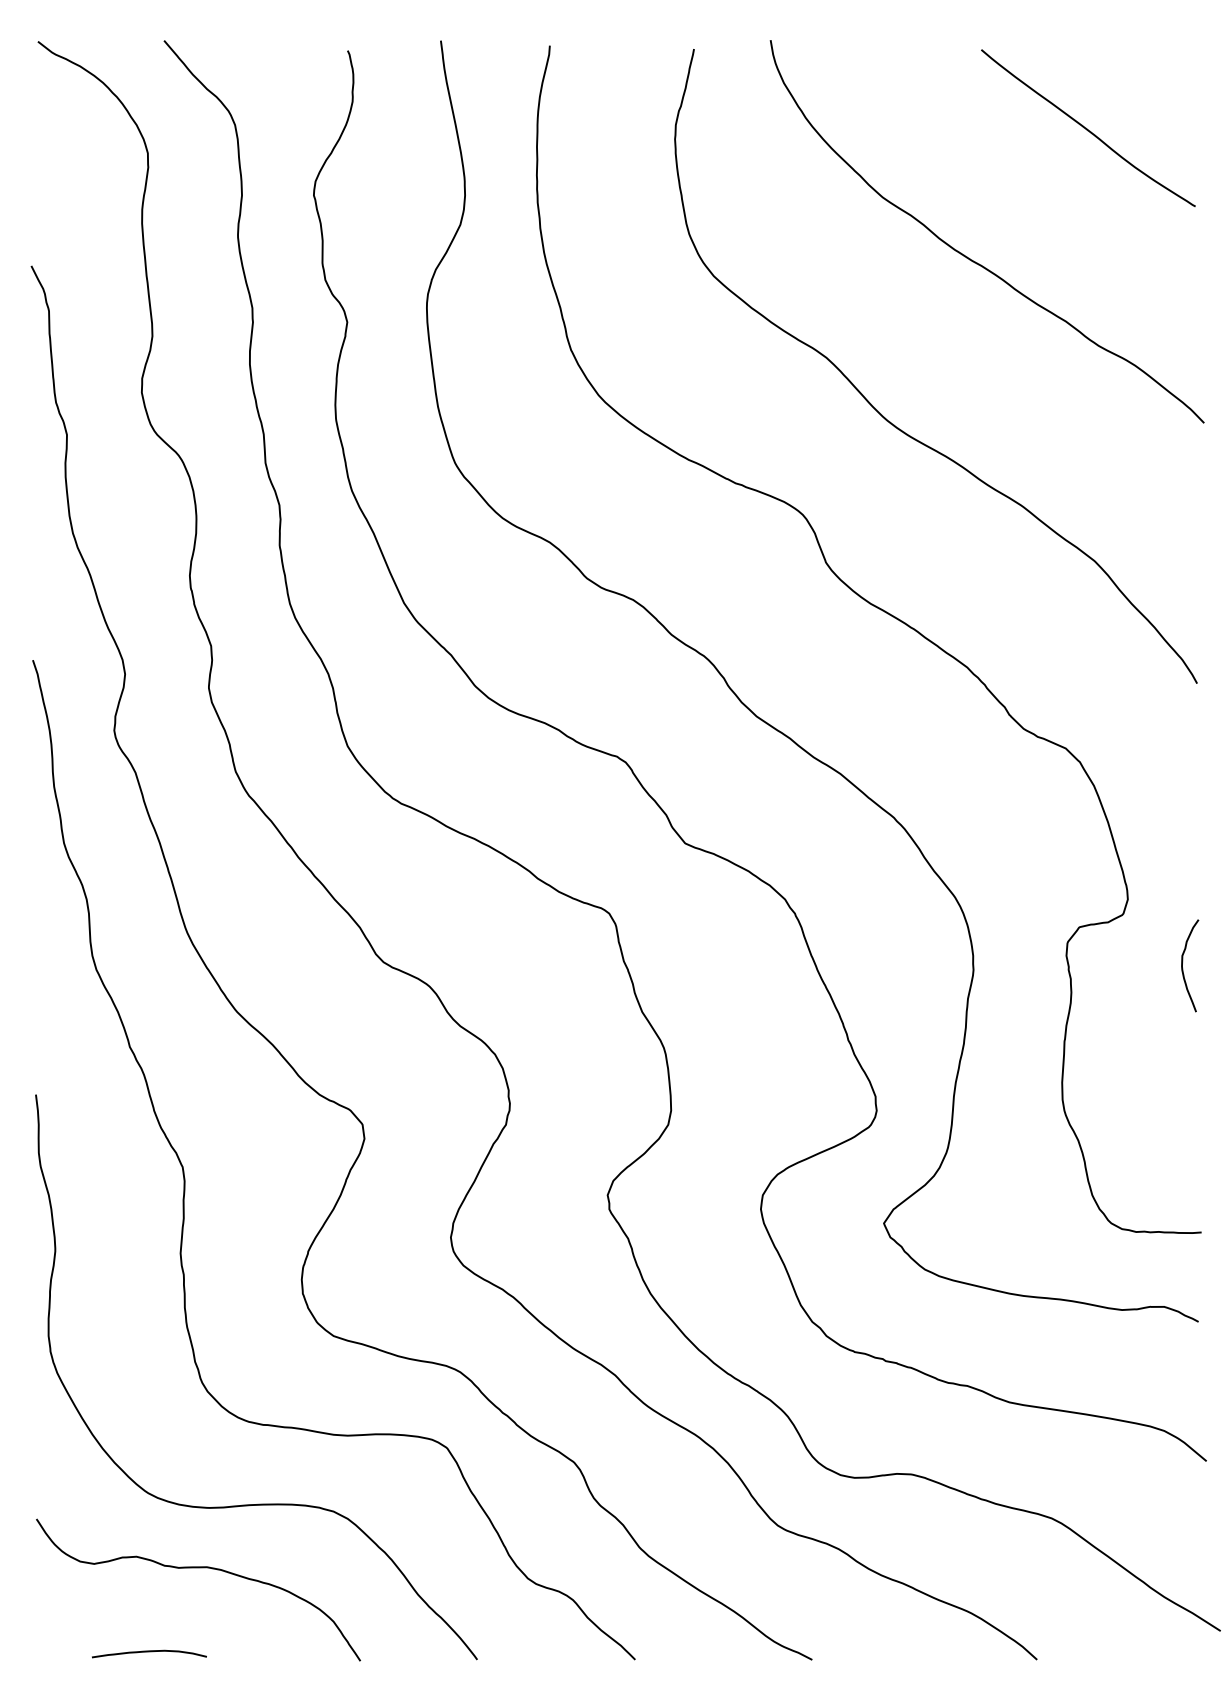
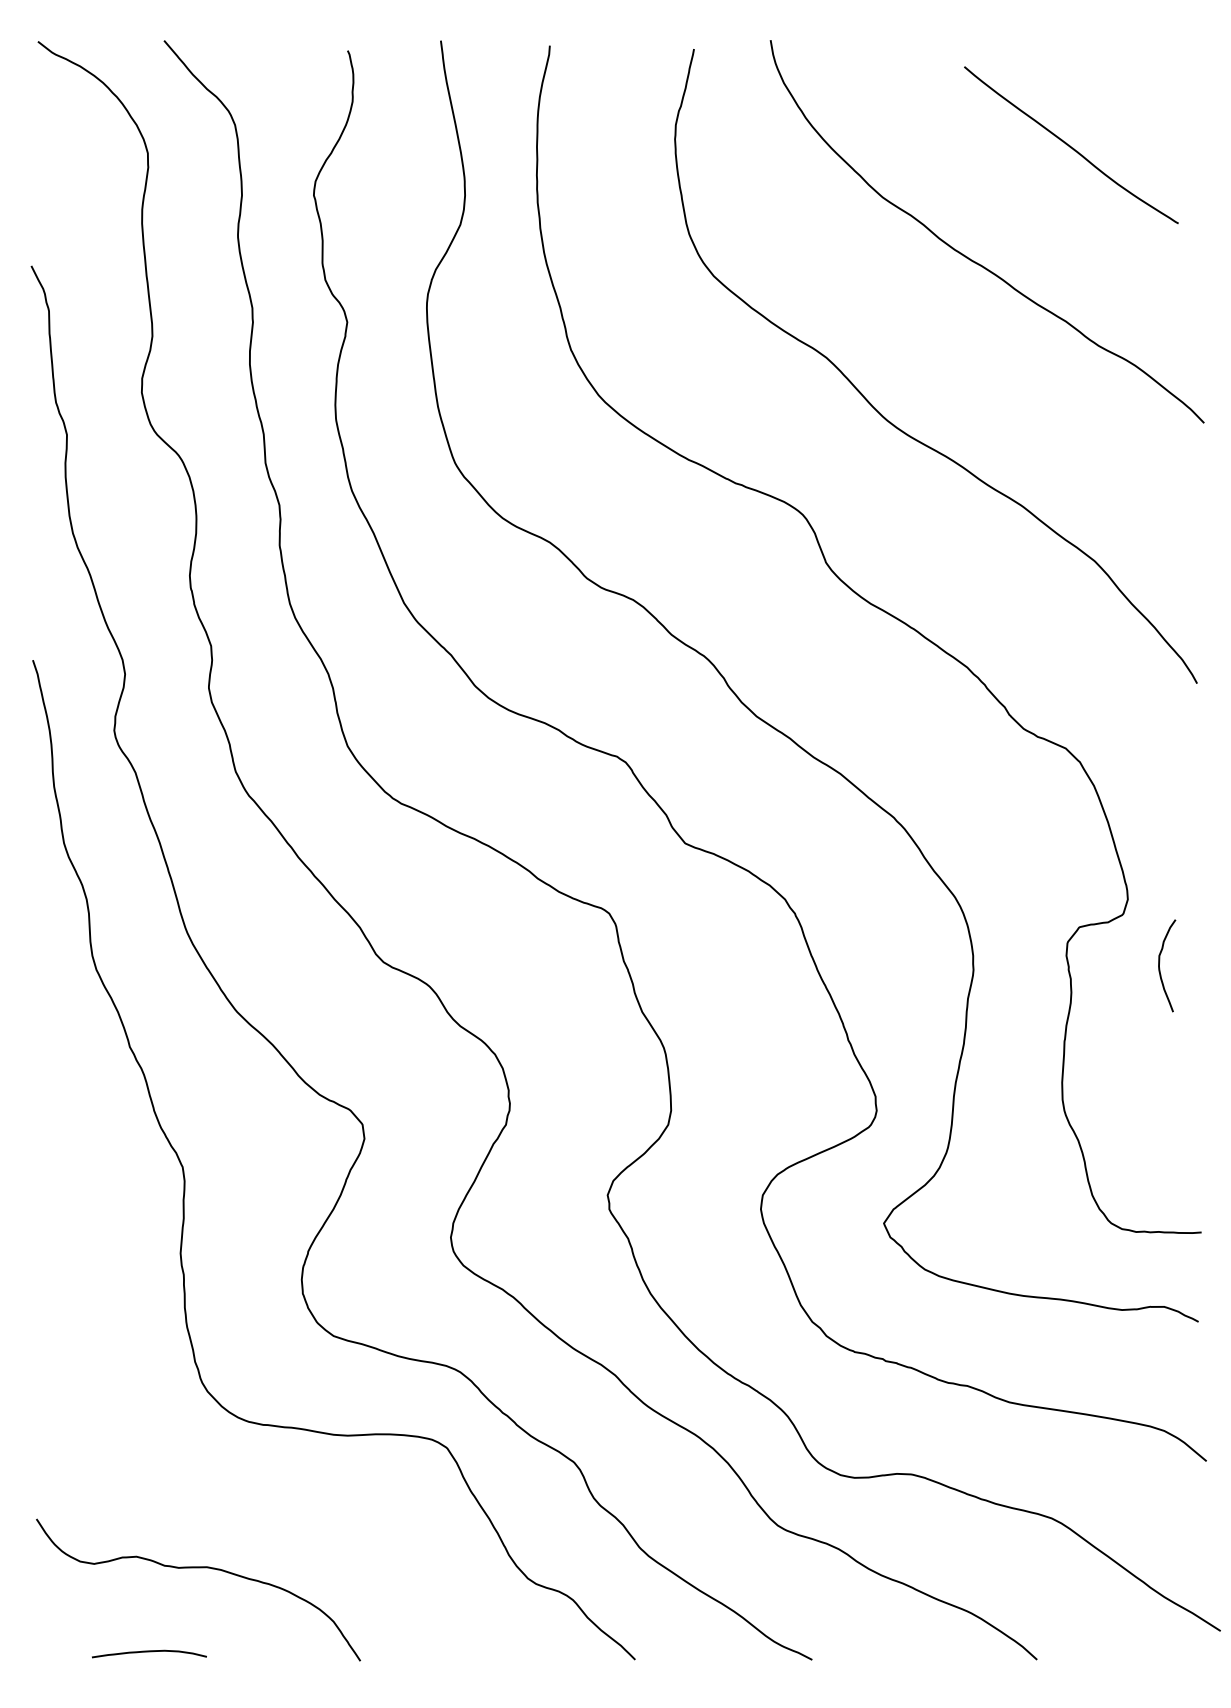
curve position: (1087, 128) -> (1070, 145) (1070, 145)
curve position: (1183, 968) -> (1160, 968) (1160, 968)
curve: present -> none (258, 1503)
